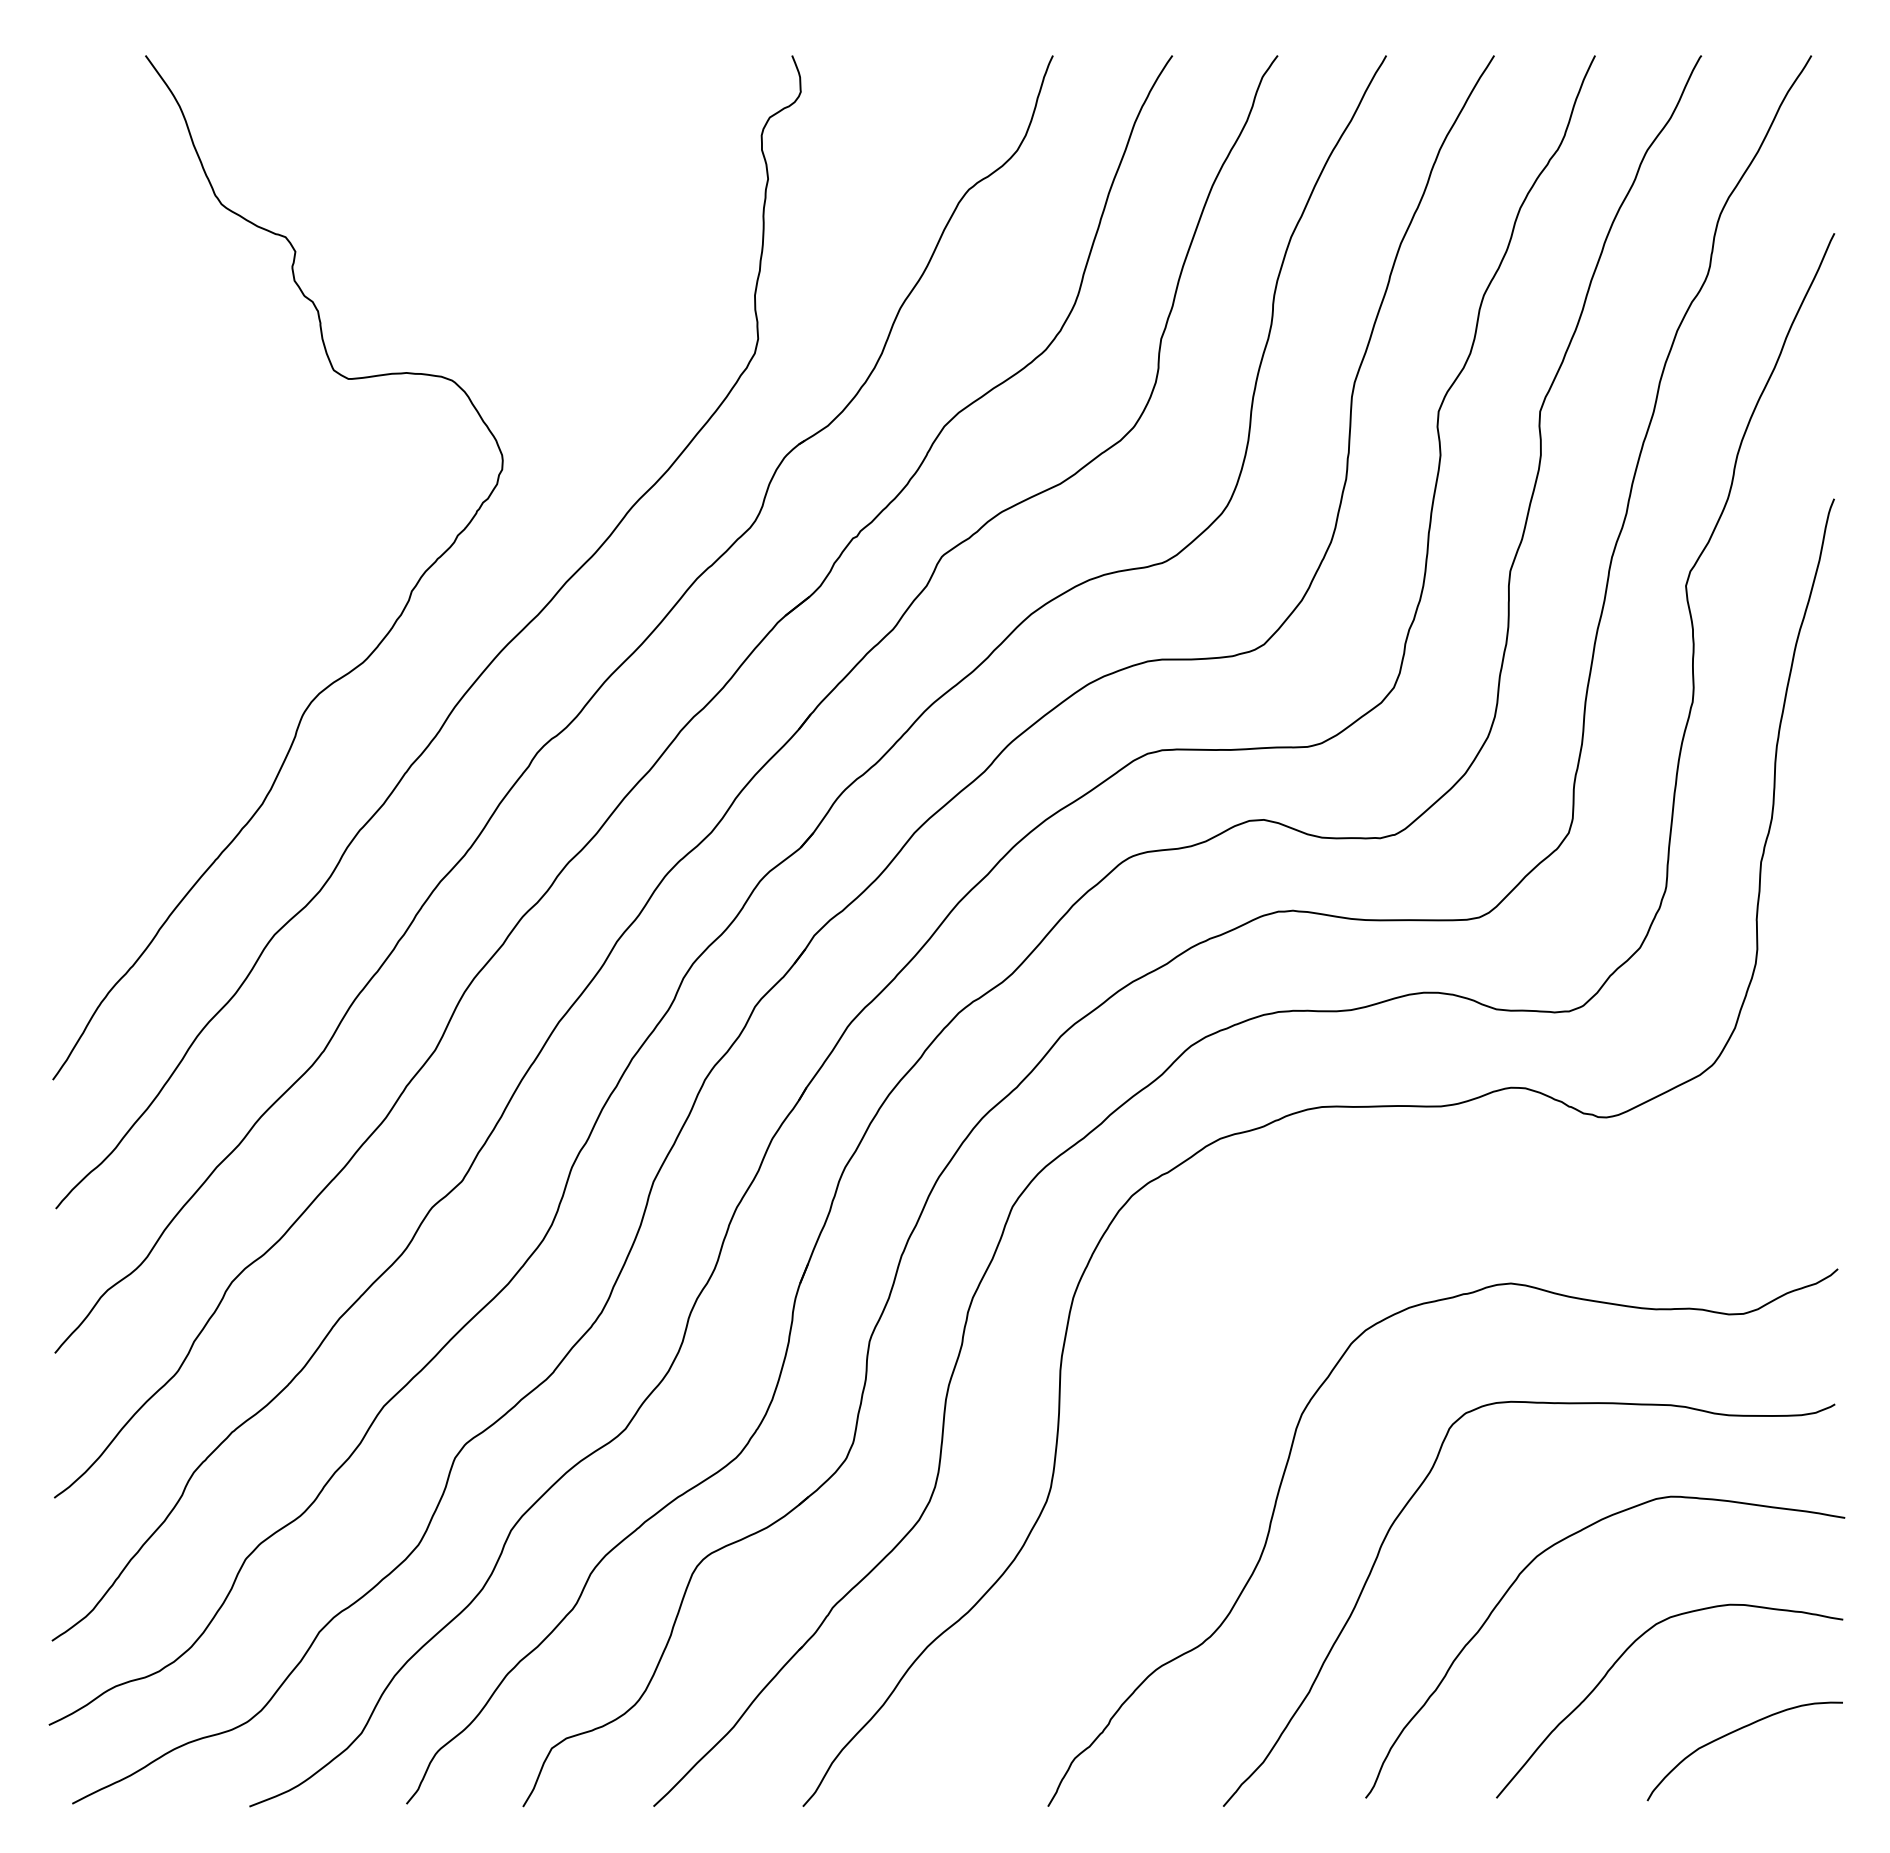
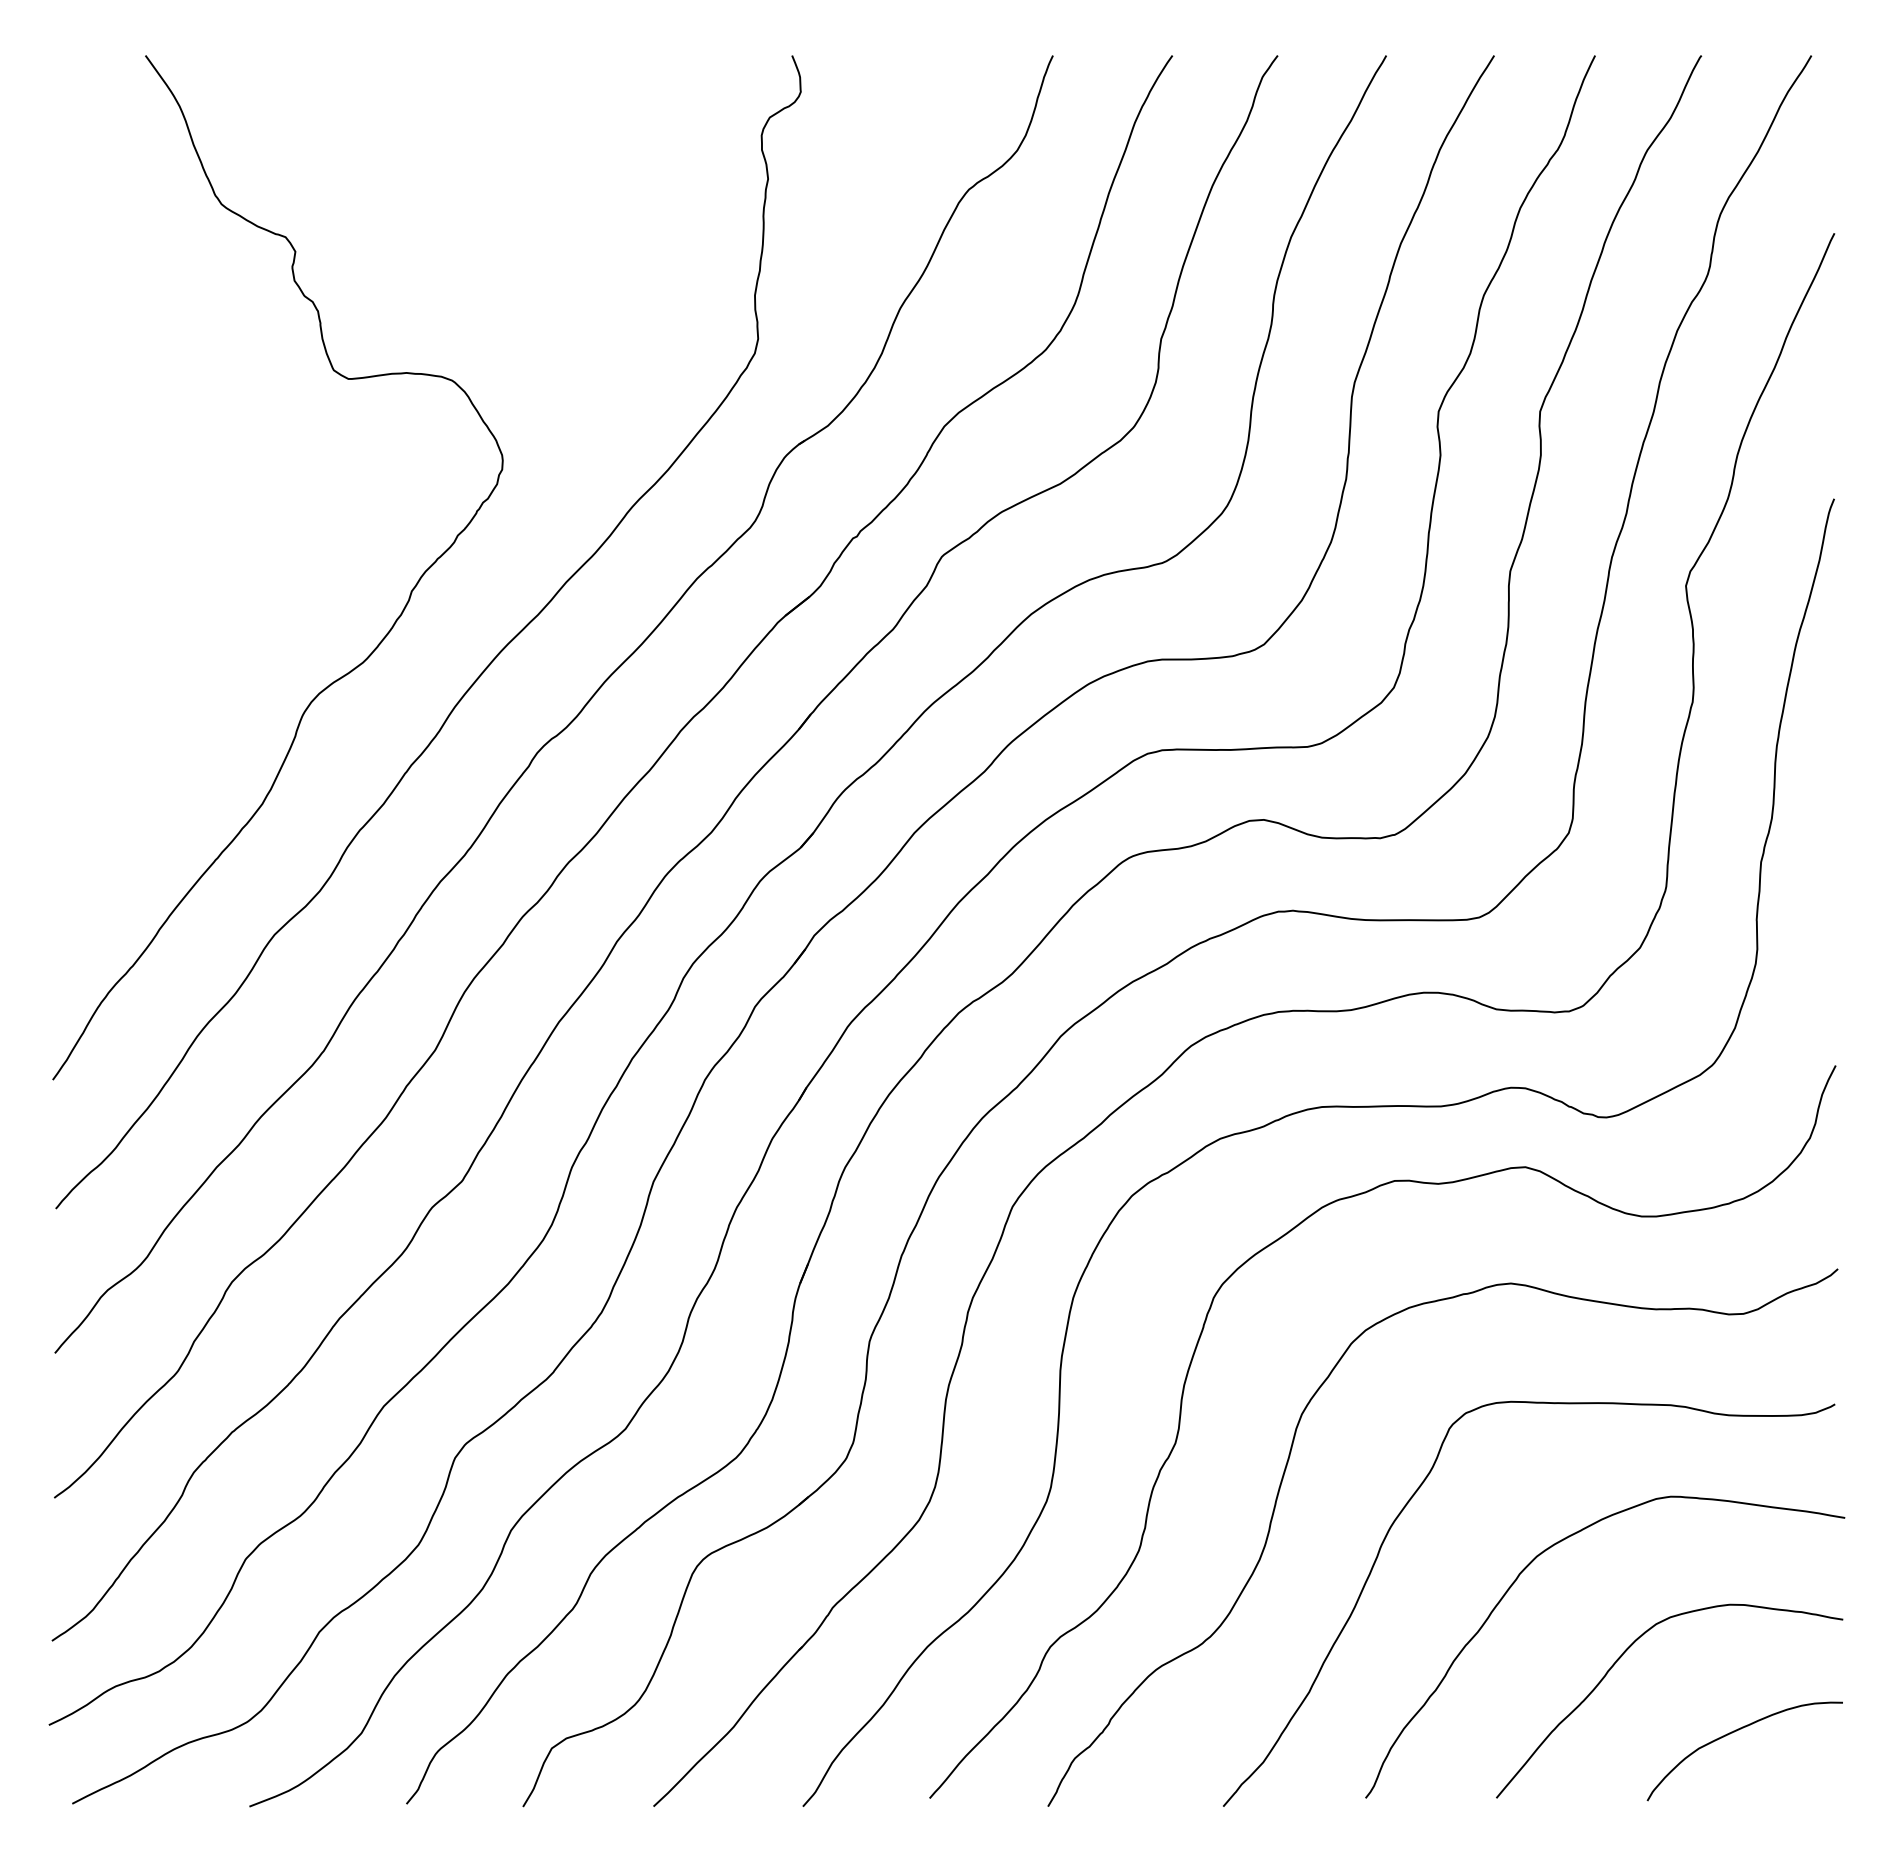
curve: none -> present (1181, 1415)
